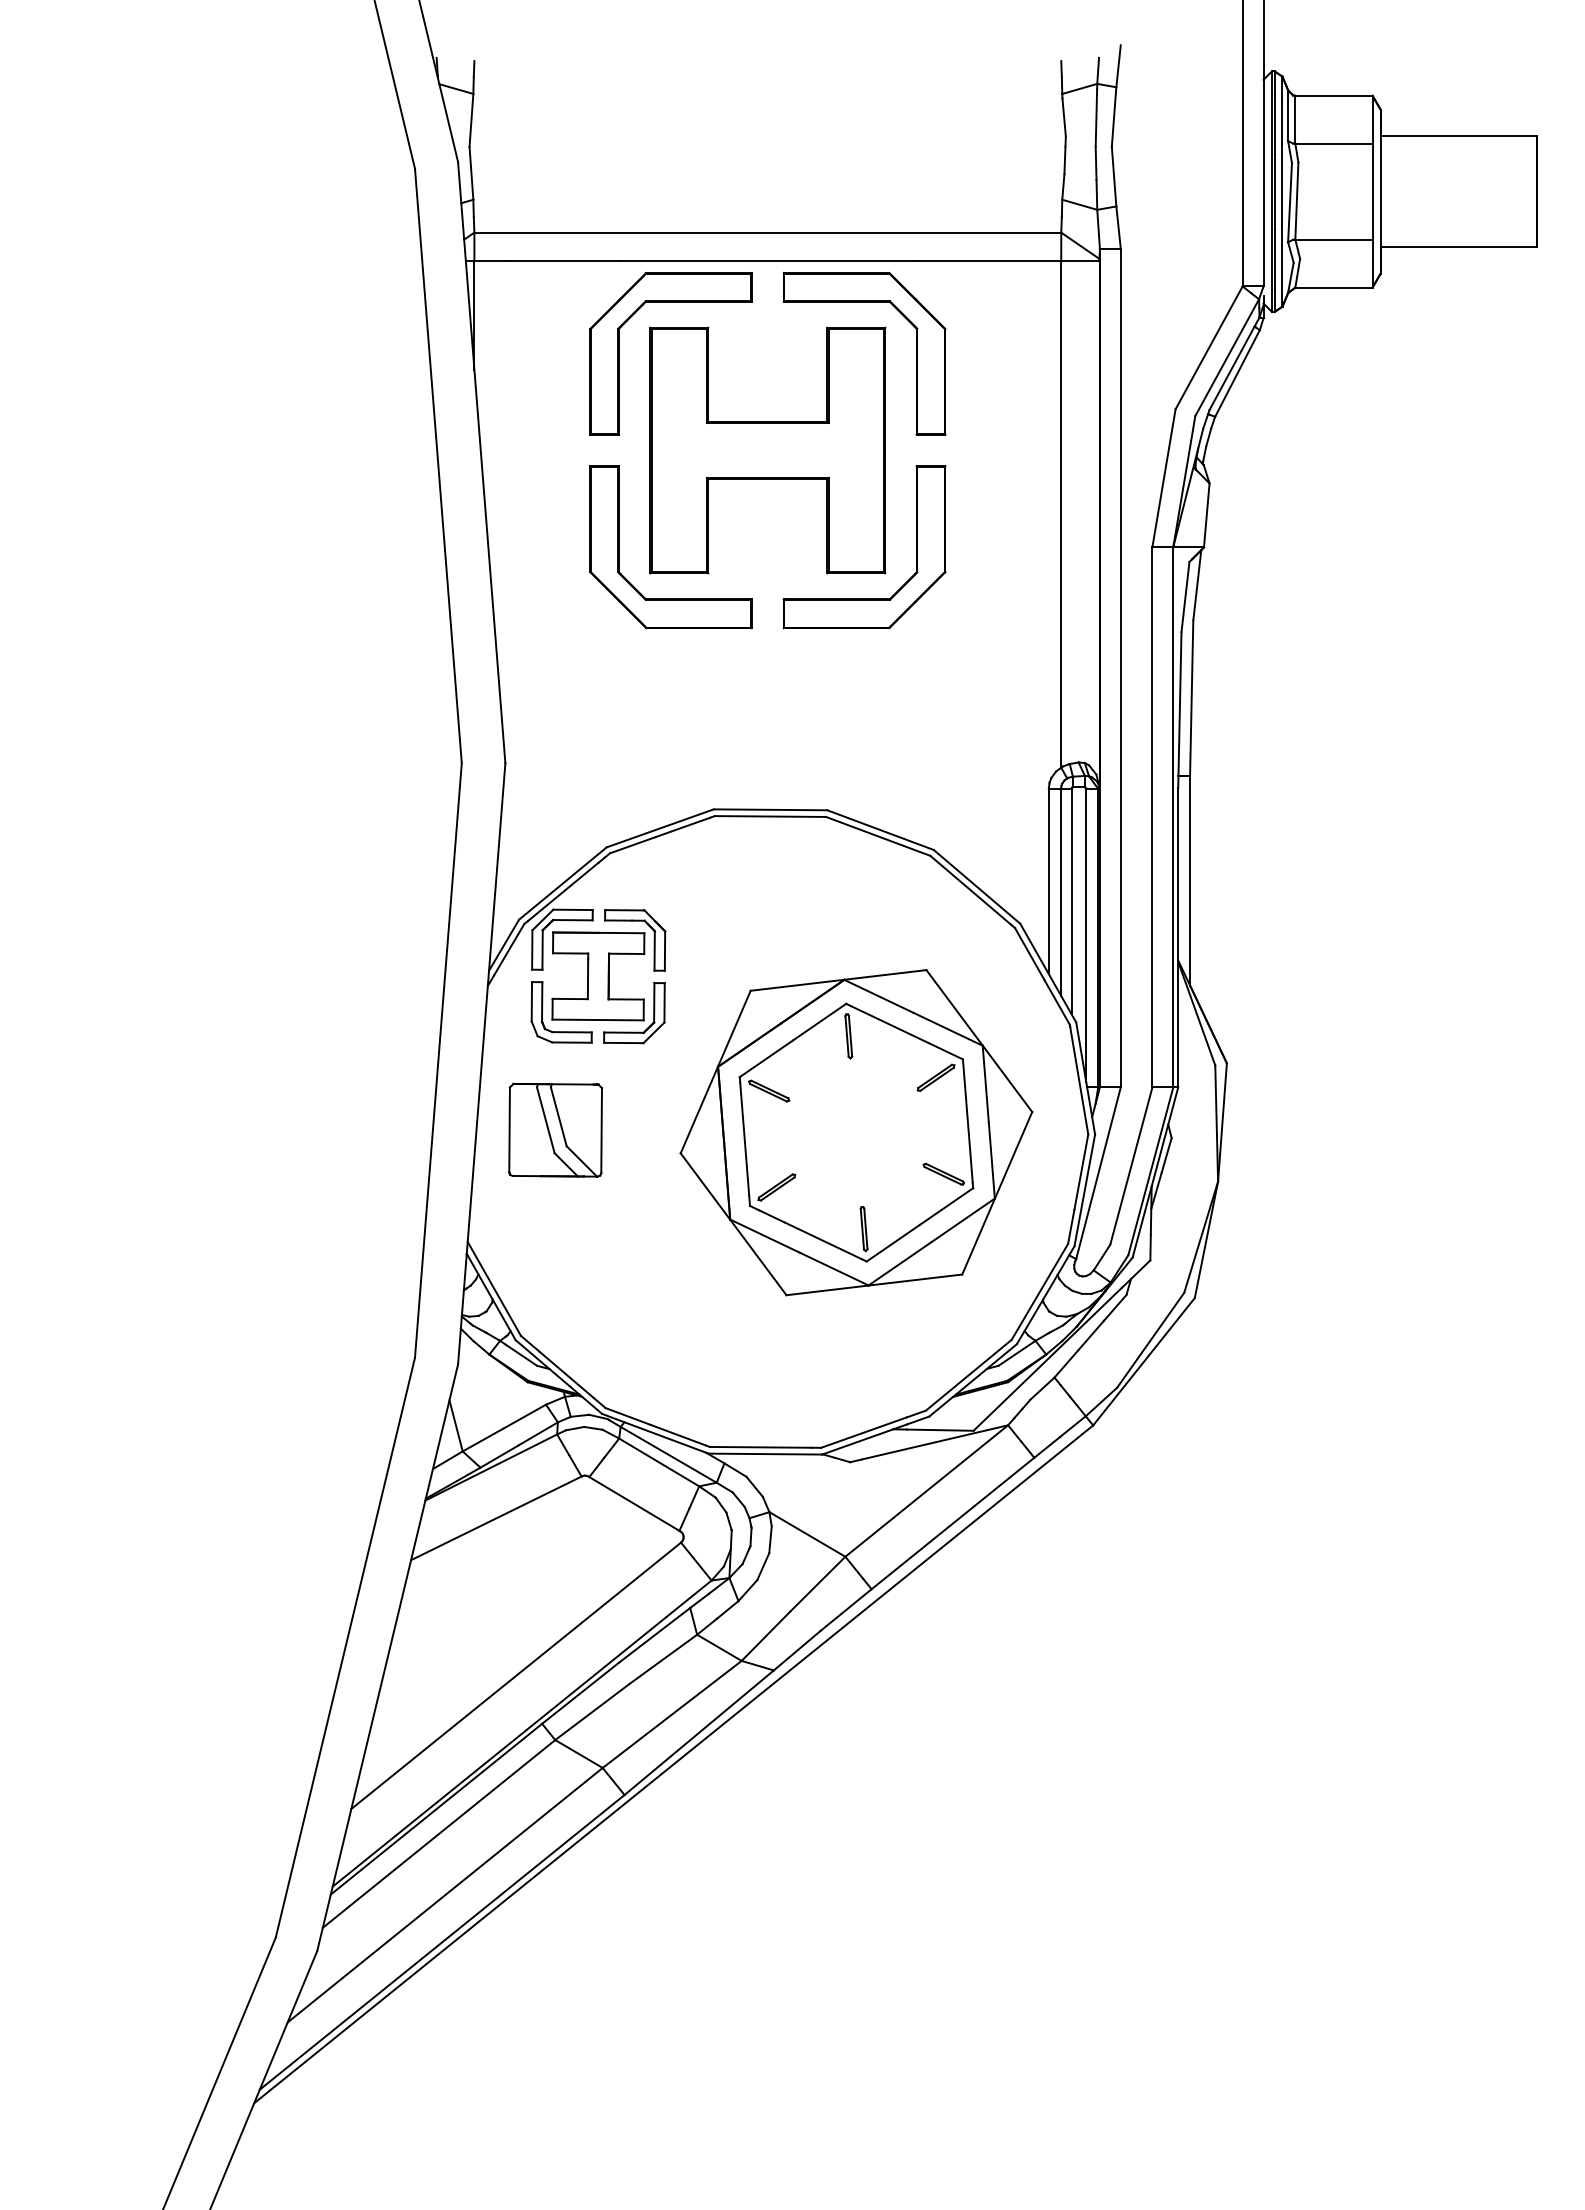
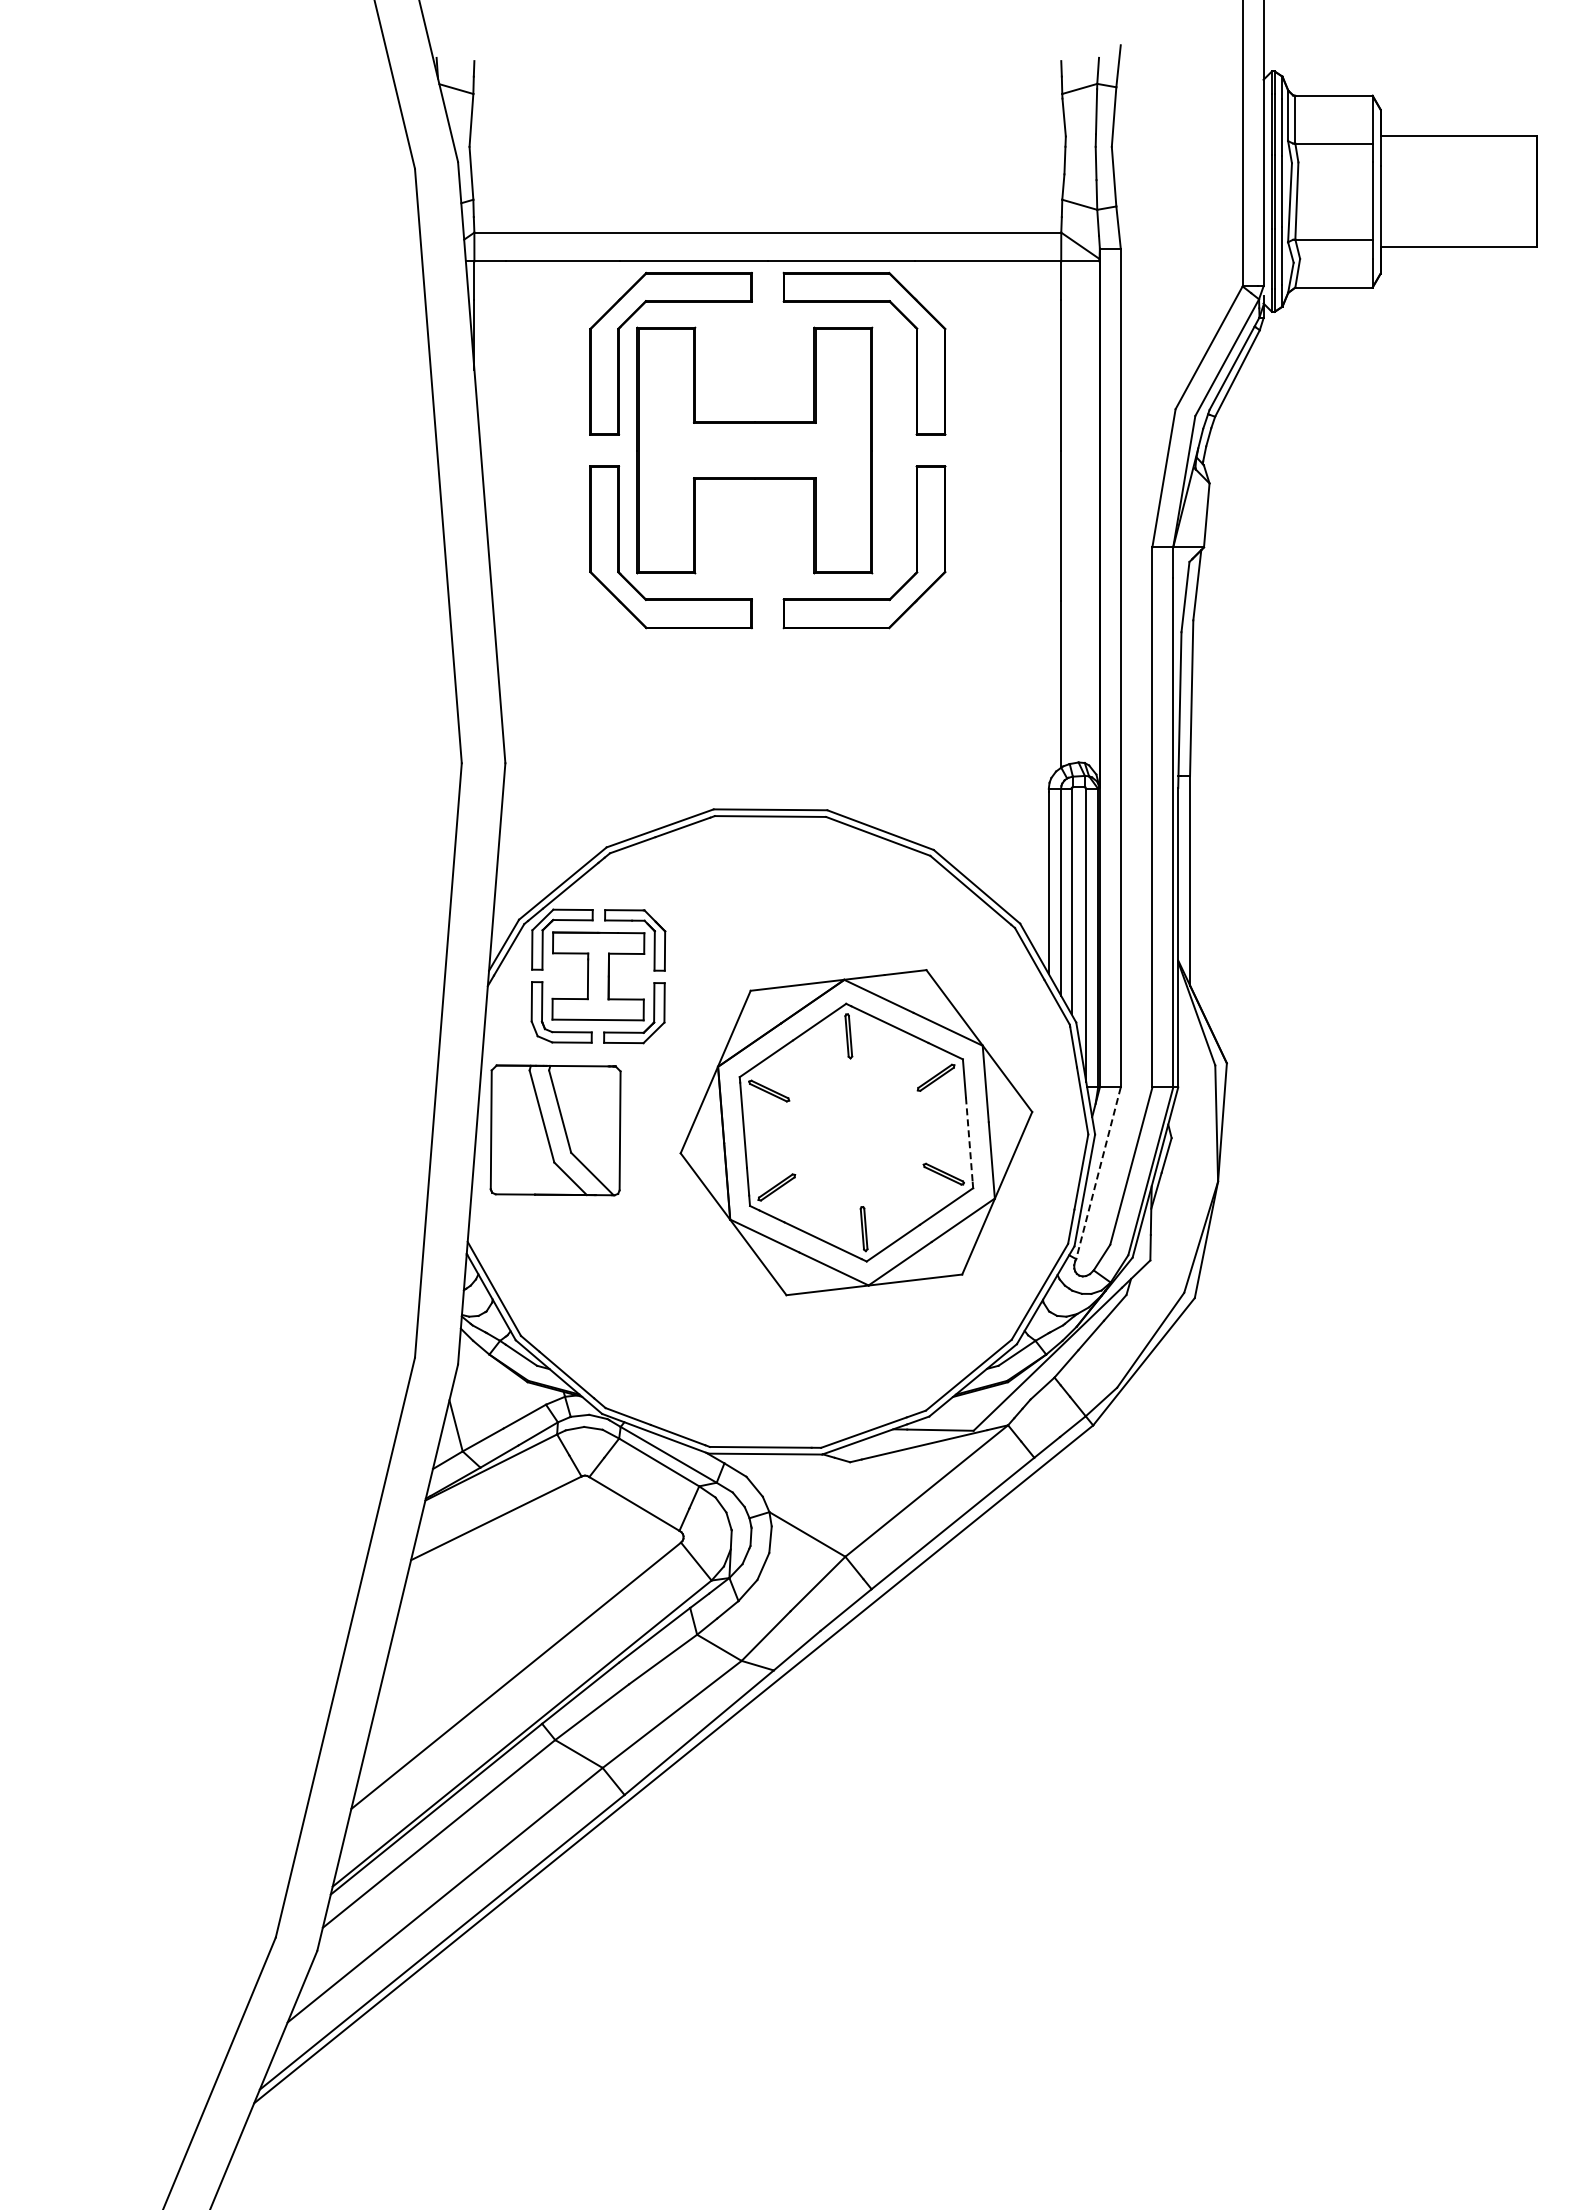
part position: (767, 450) -> (754, 450) (754, 450)
part size: 95x96 px -> 133x133 px (555, 1130)
line: solid -> dashed (969, 1140)
line: solid -> dashed (1098, 1173)
